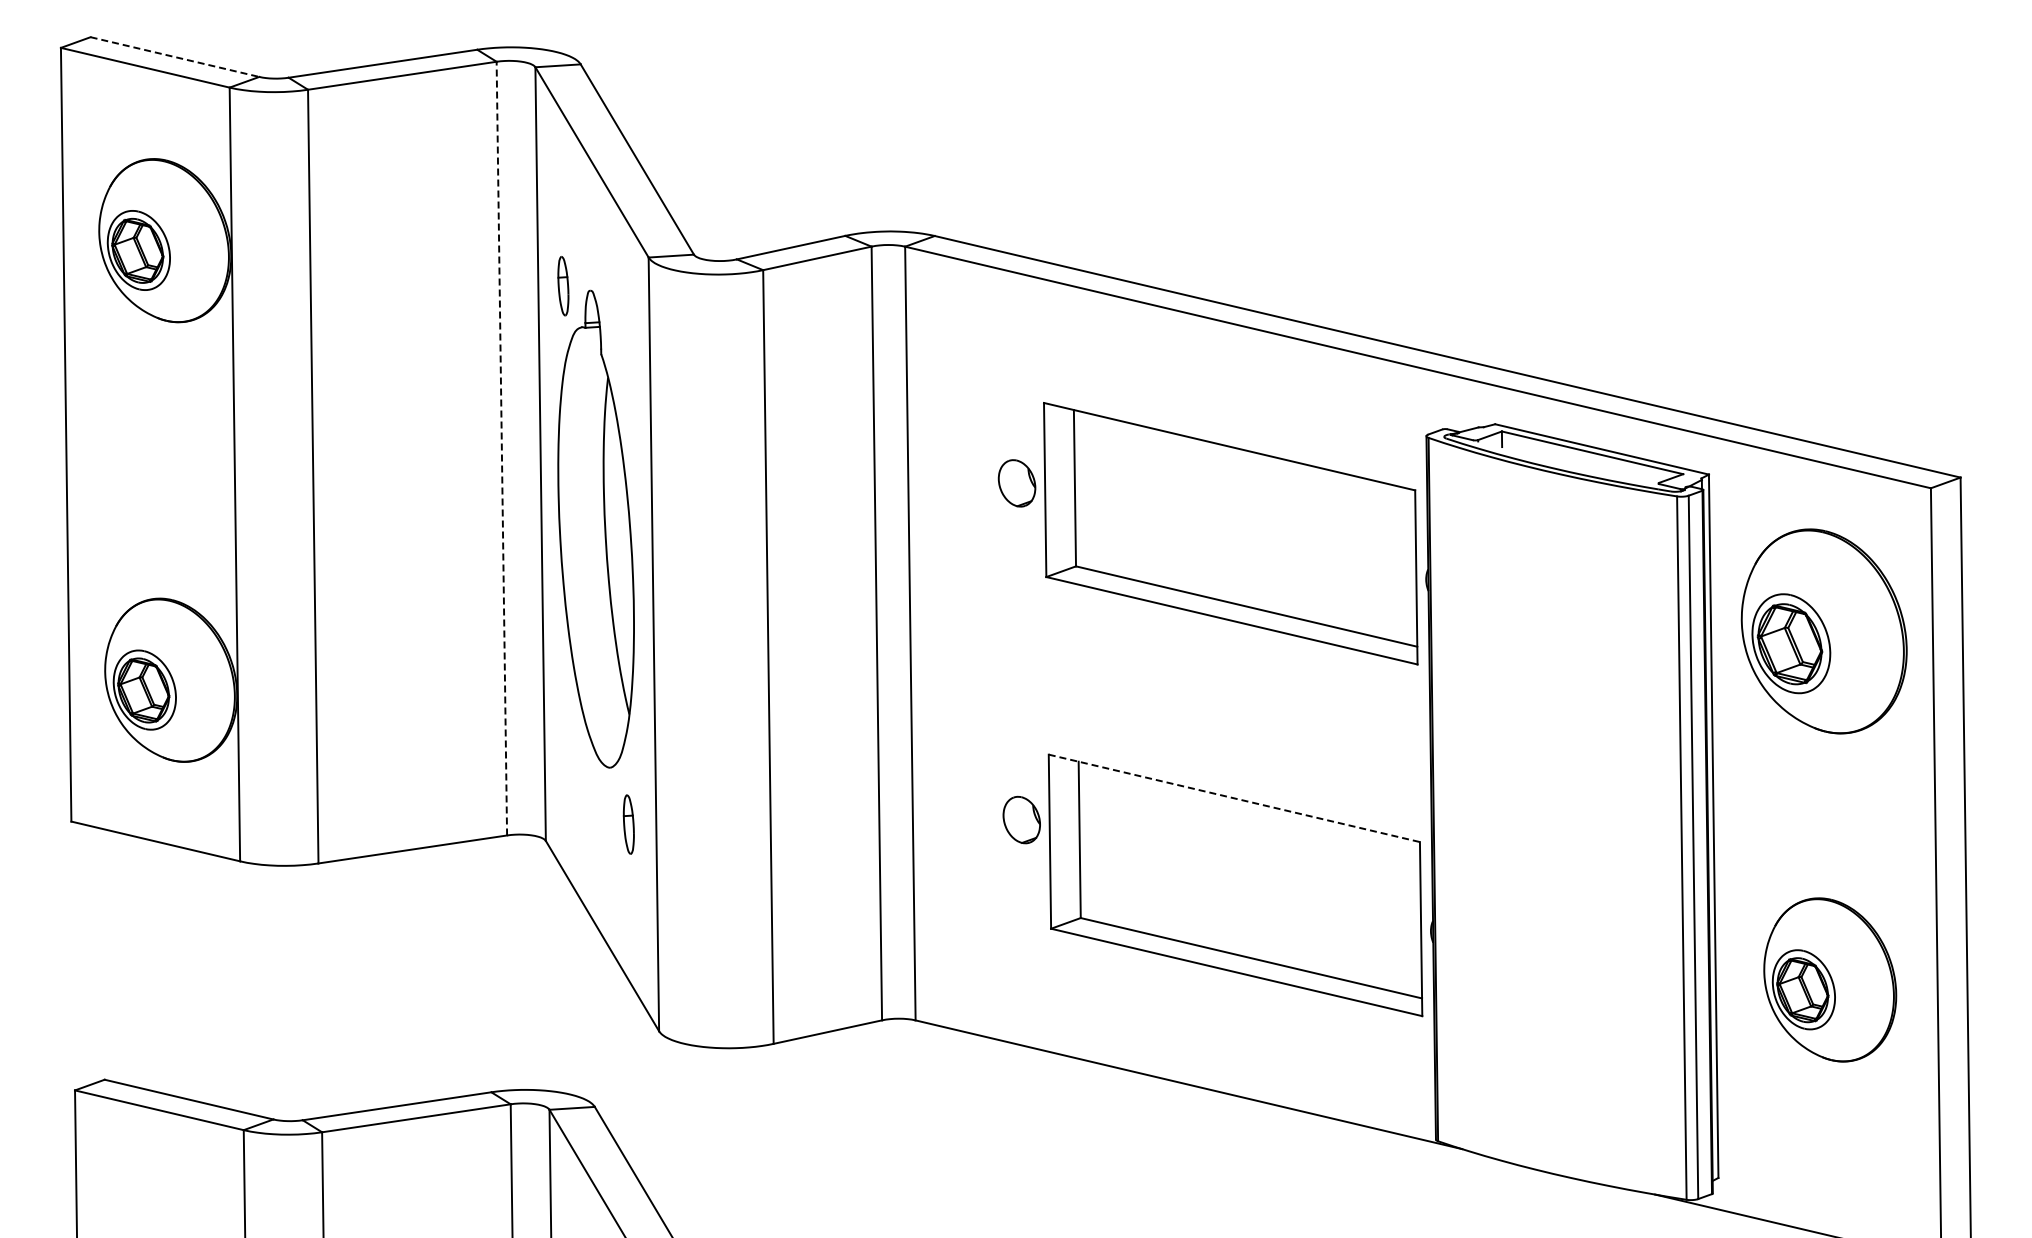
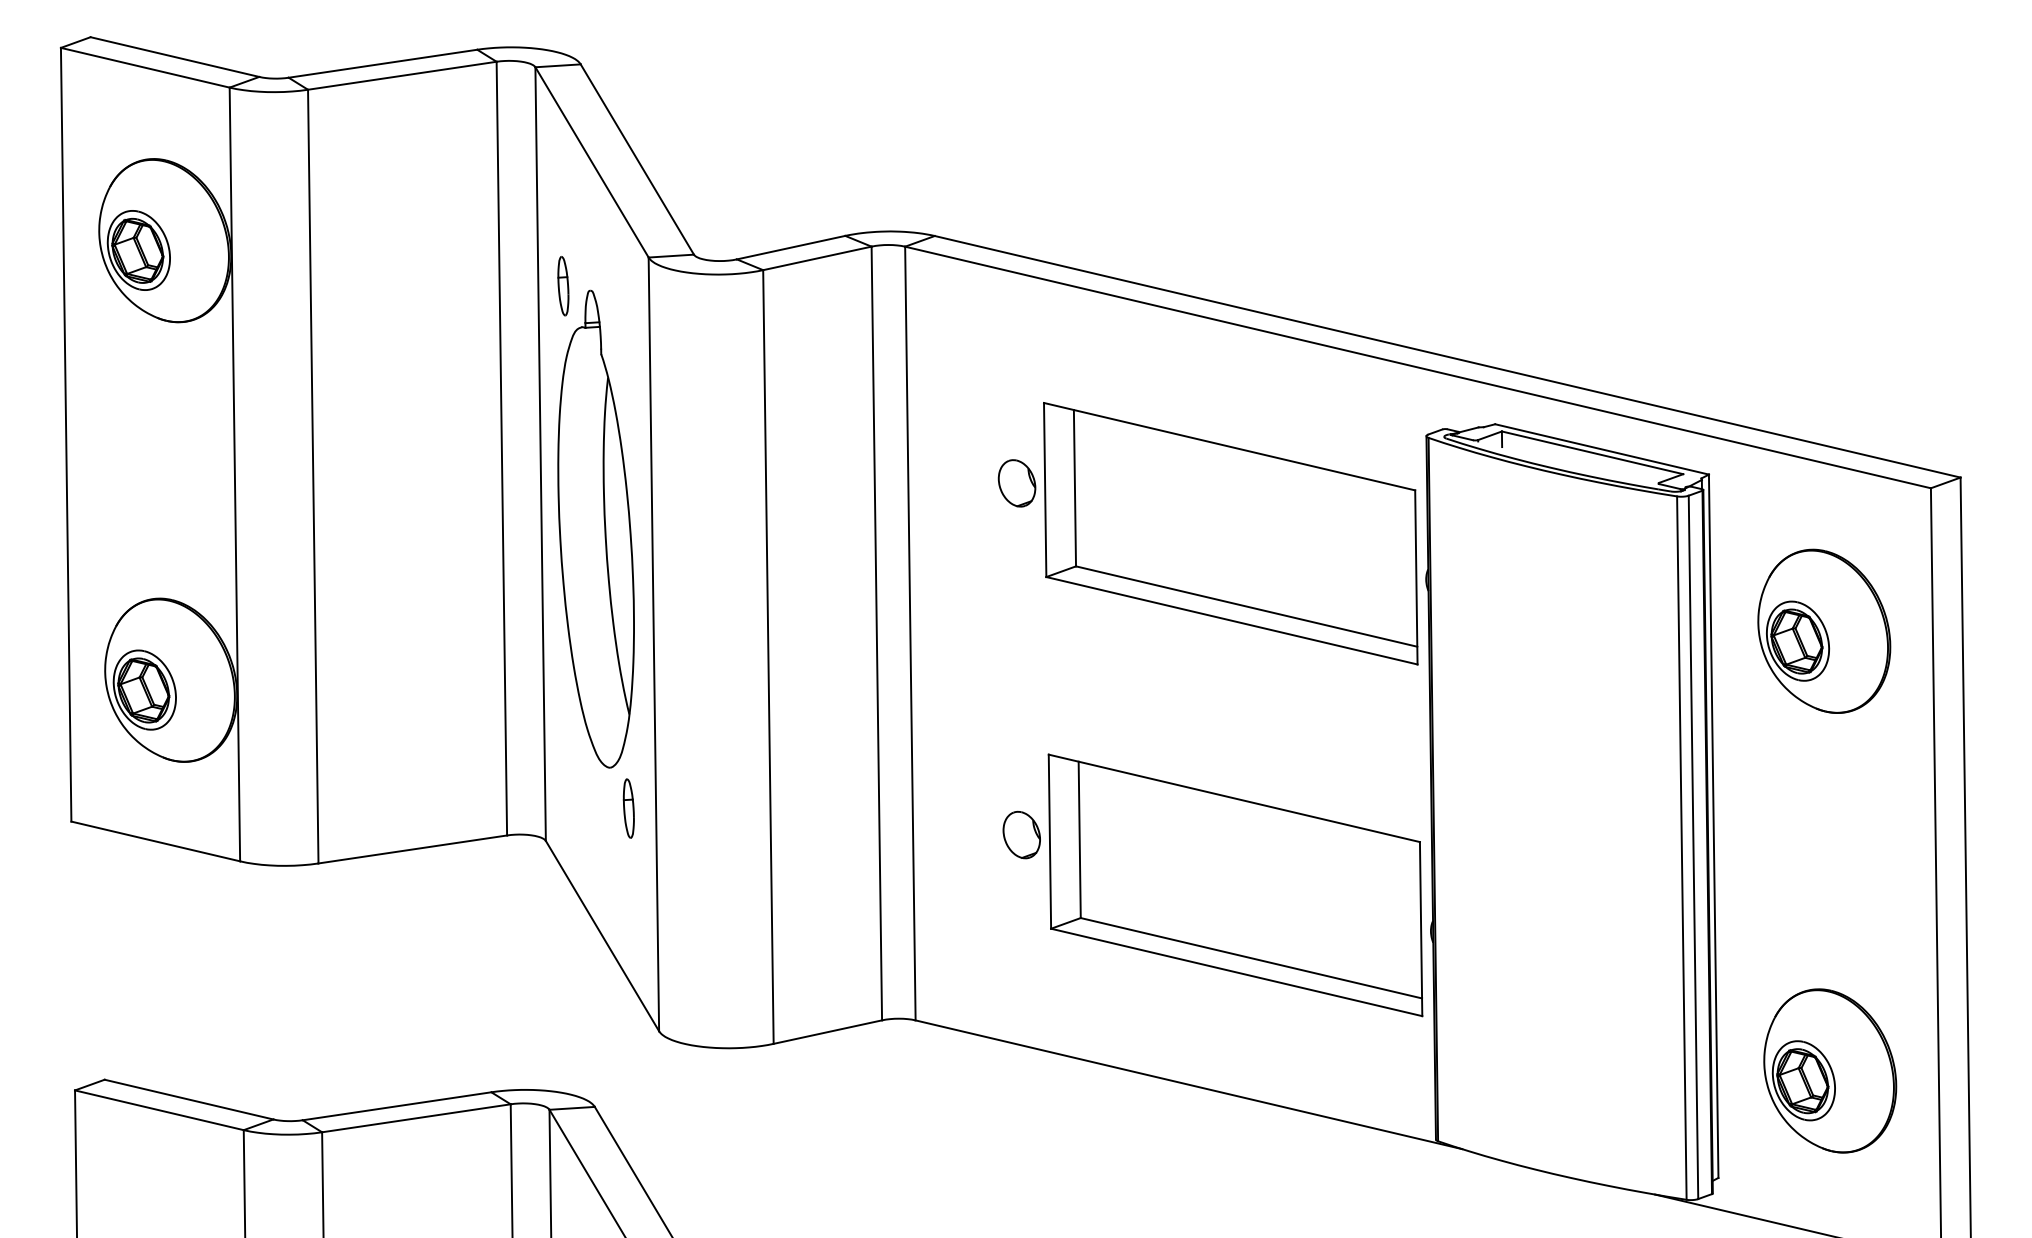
line: dashed -> solid (174, 57)
line: dashed -> solid (501, 448)
part size: 168x207 px -> 135x166 px (1824, 630)
line: dashed -> solid (1234, 798)
part position: (1021, 819) -> (1021, 834) (1021, 834)
part position: (628, 824) -> (628, 808) (628, 808)
part position: (1830, 979) -> (1830, 1070) (1830, 1070)
